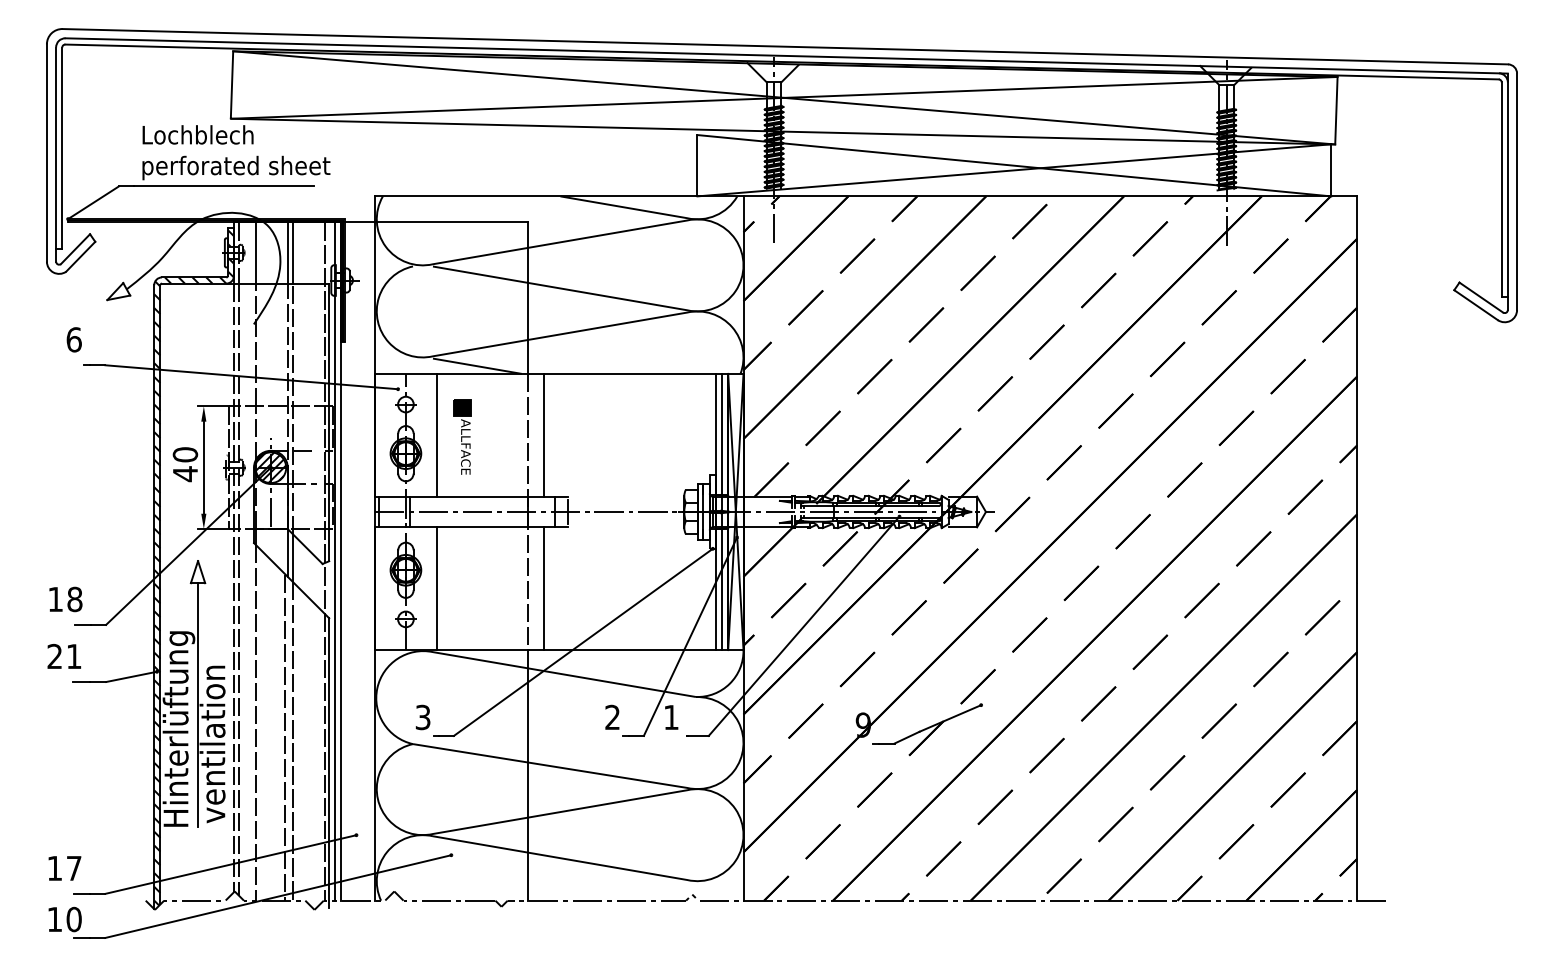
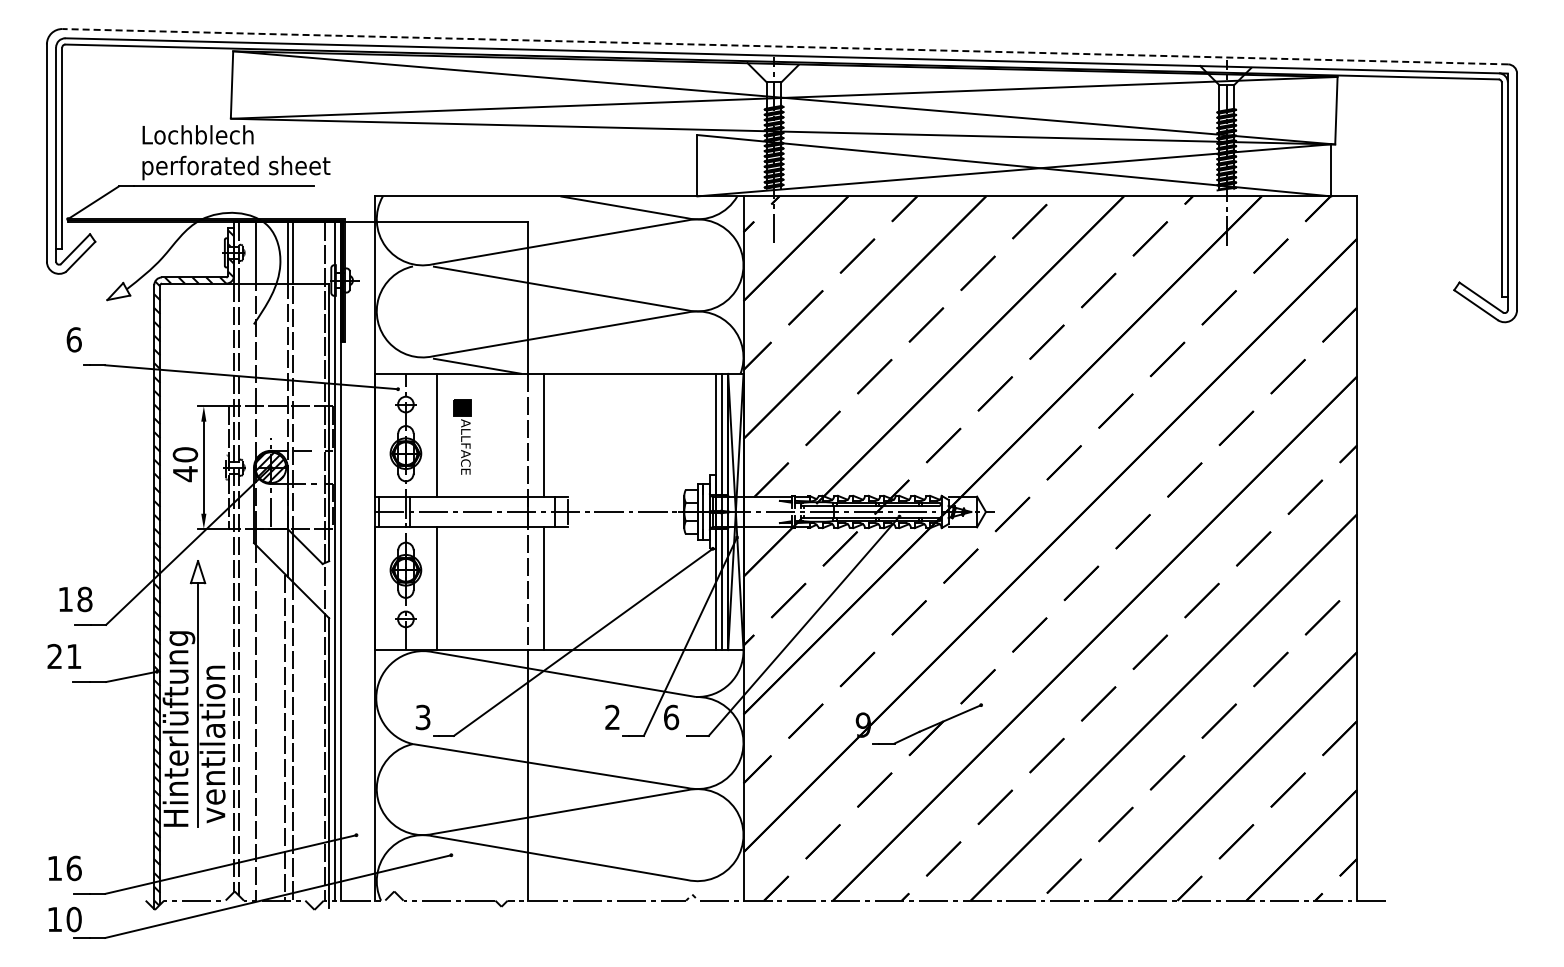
line: solid -> dashed (785, 46)
text position: (65, 599) -> (75, 599) (75, 599)
text: 1 -> 6 (671, 717)
text: 17 -> 16 (73, 868)
